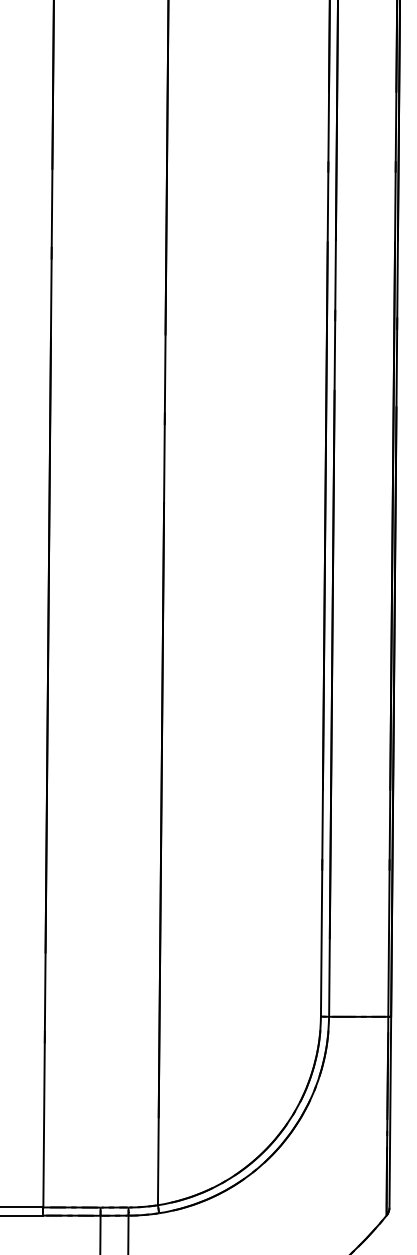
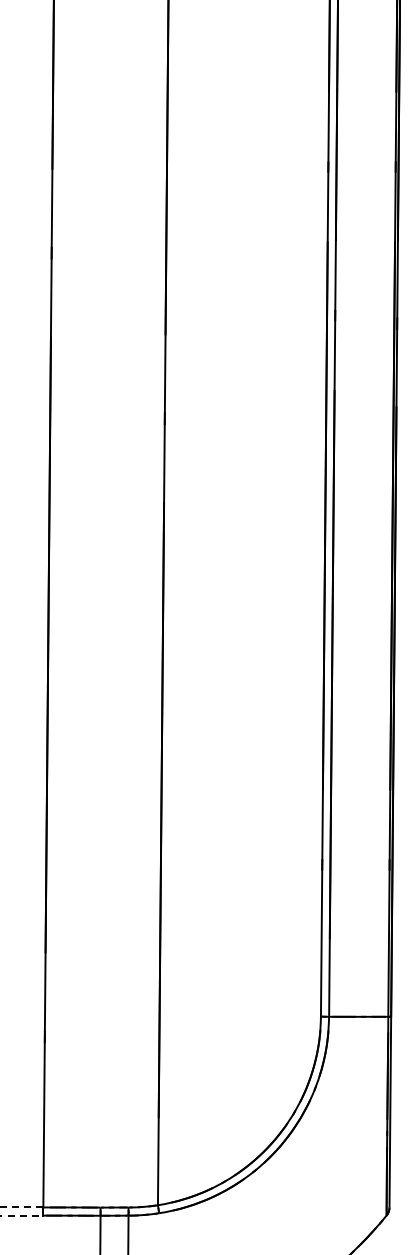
line: solid -> dashed (21, 1207)
line: solid -> dashed (22, 1215)
